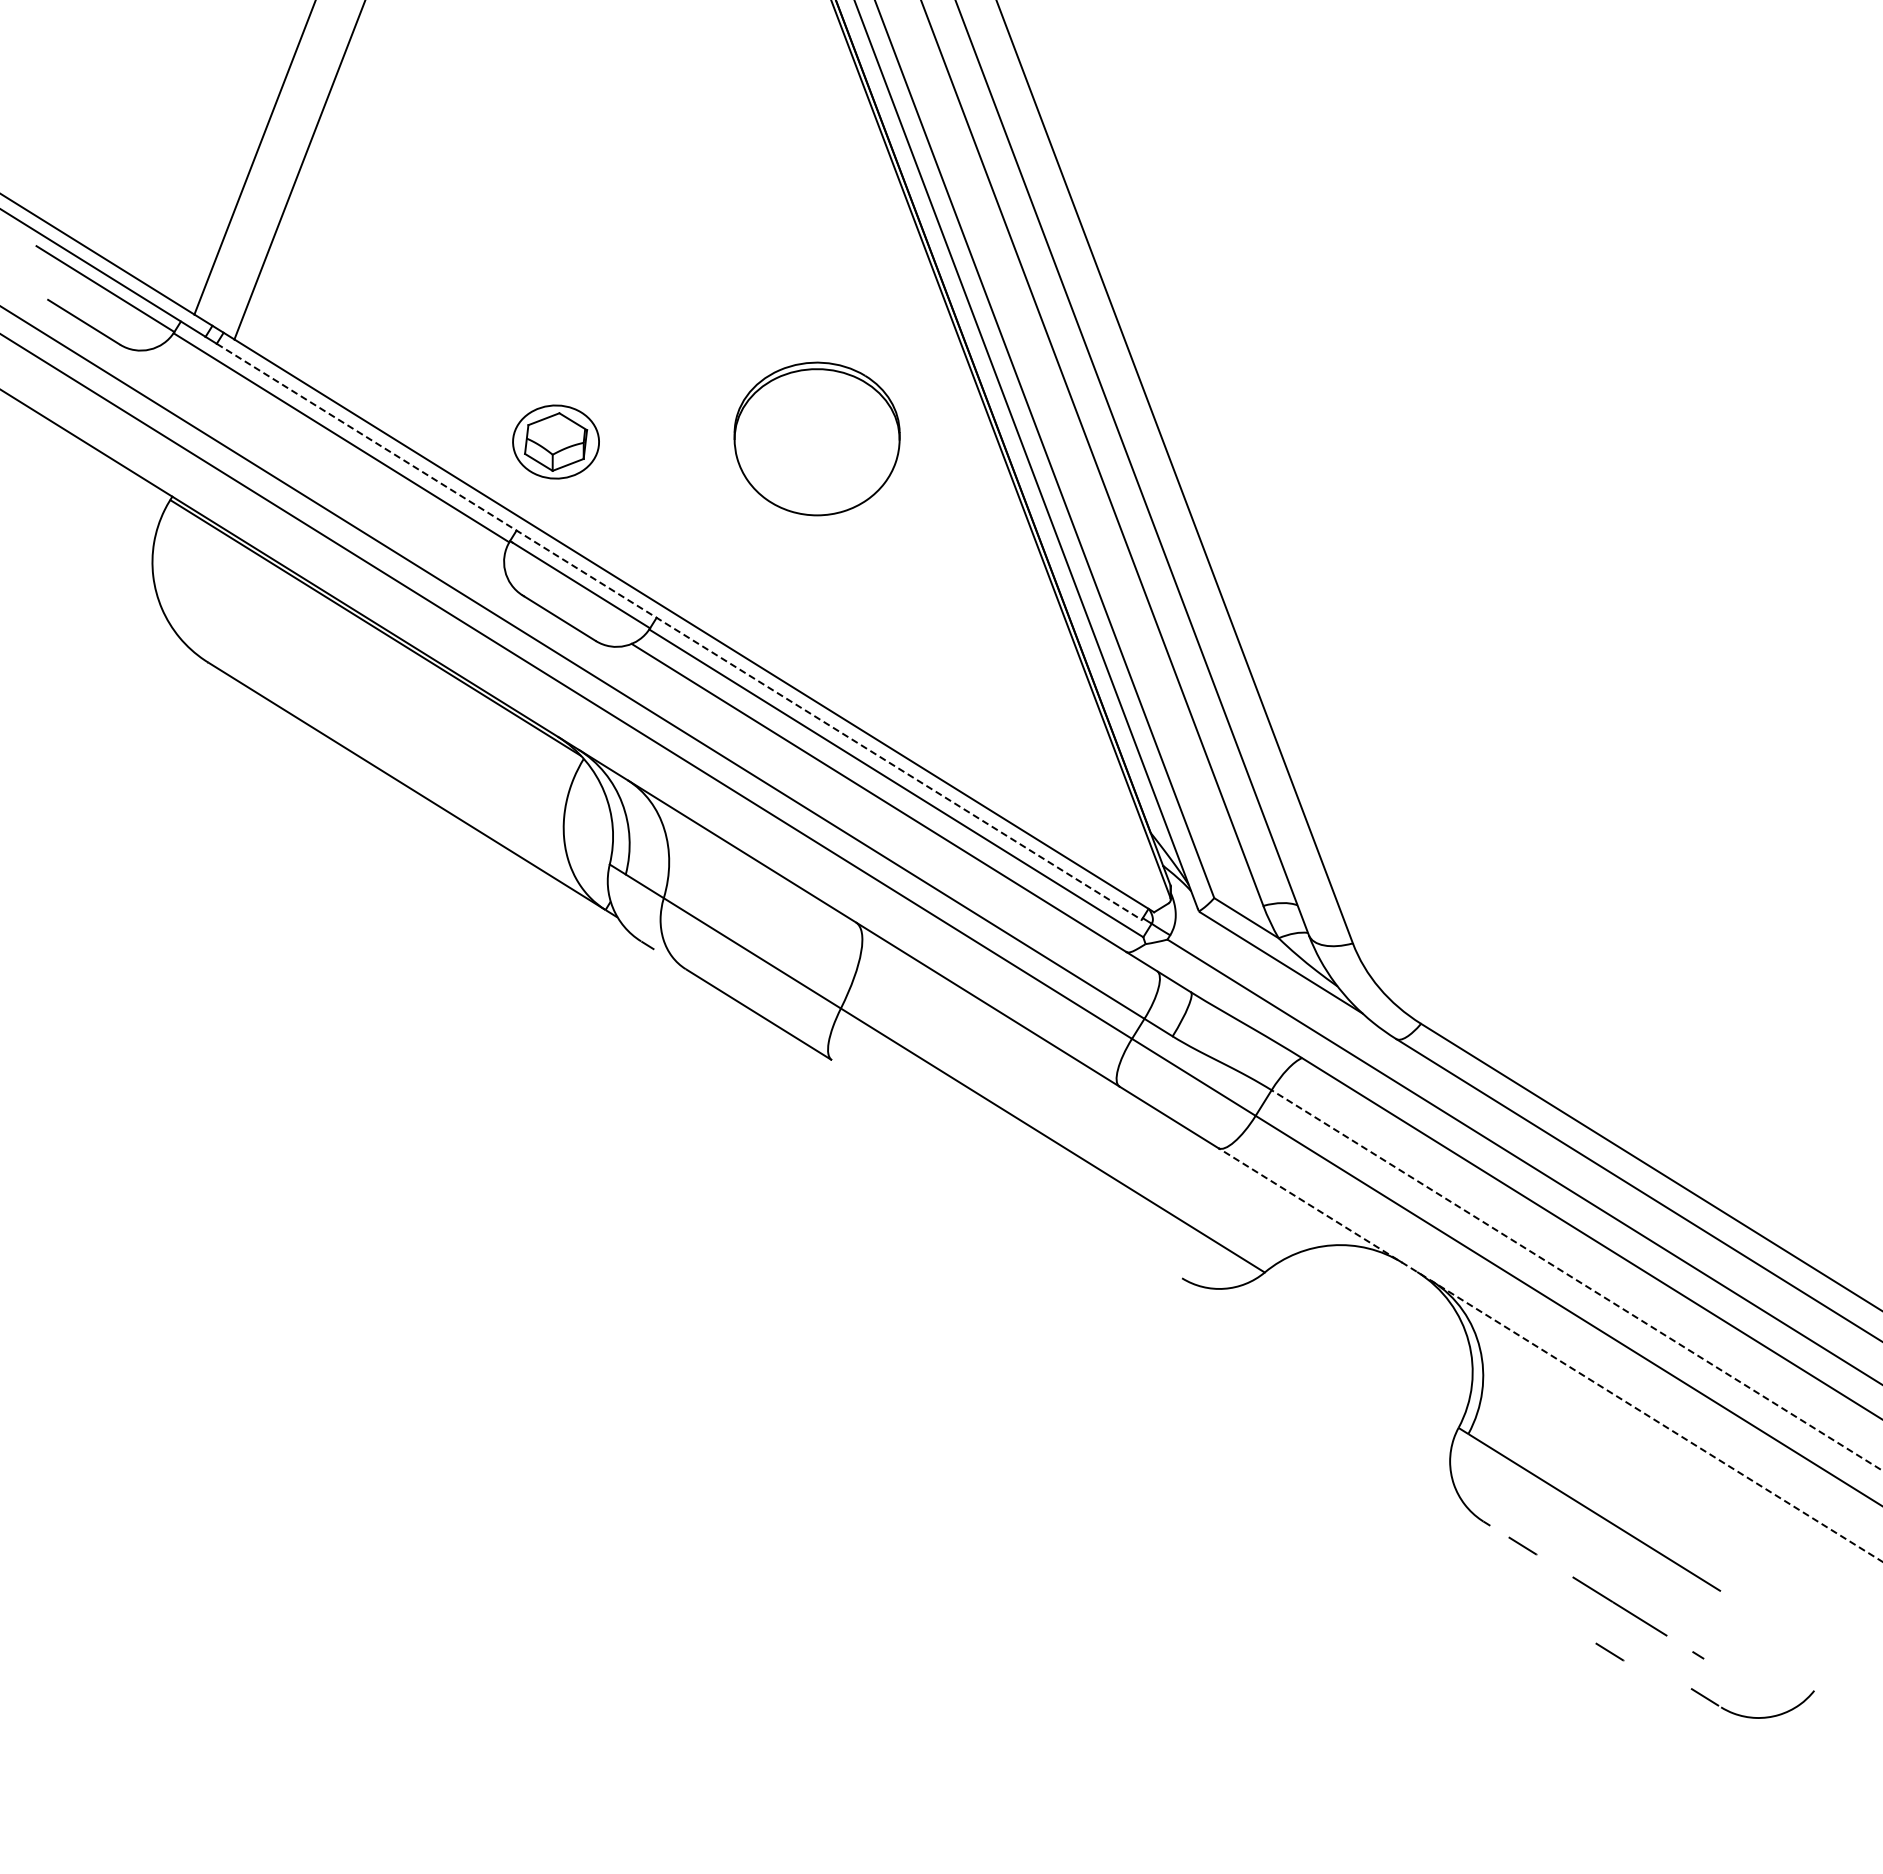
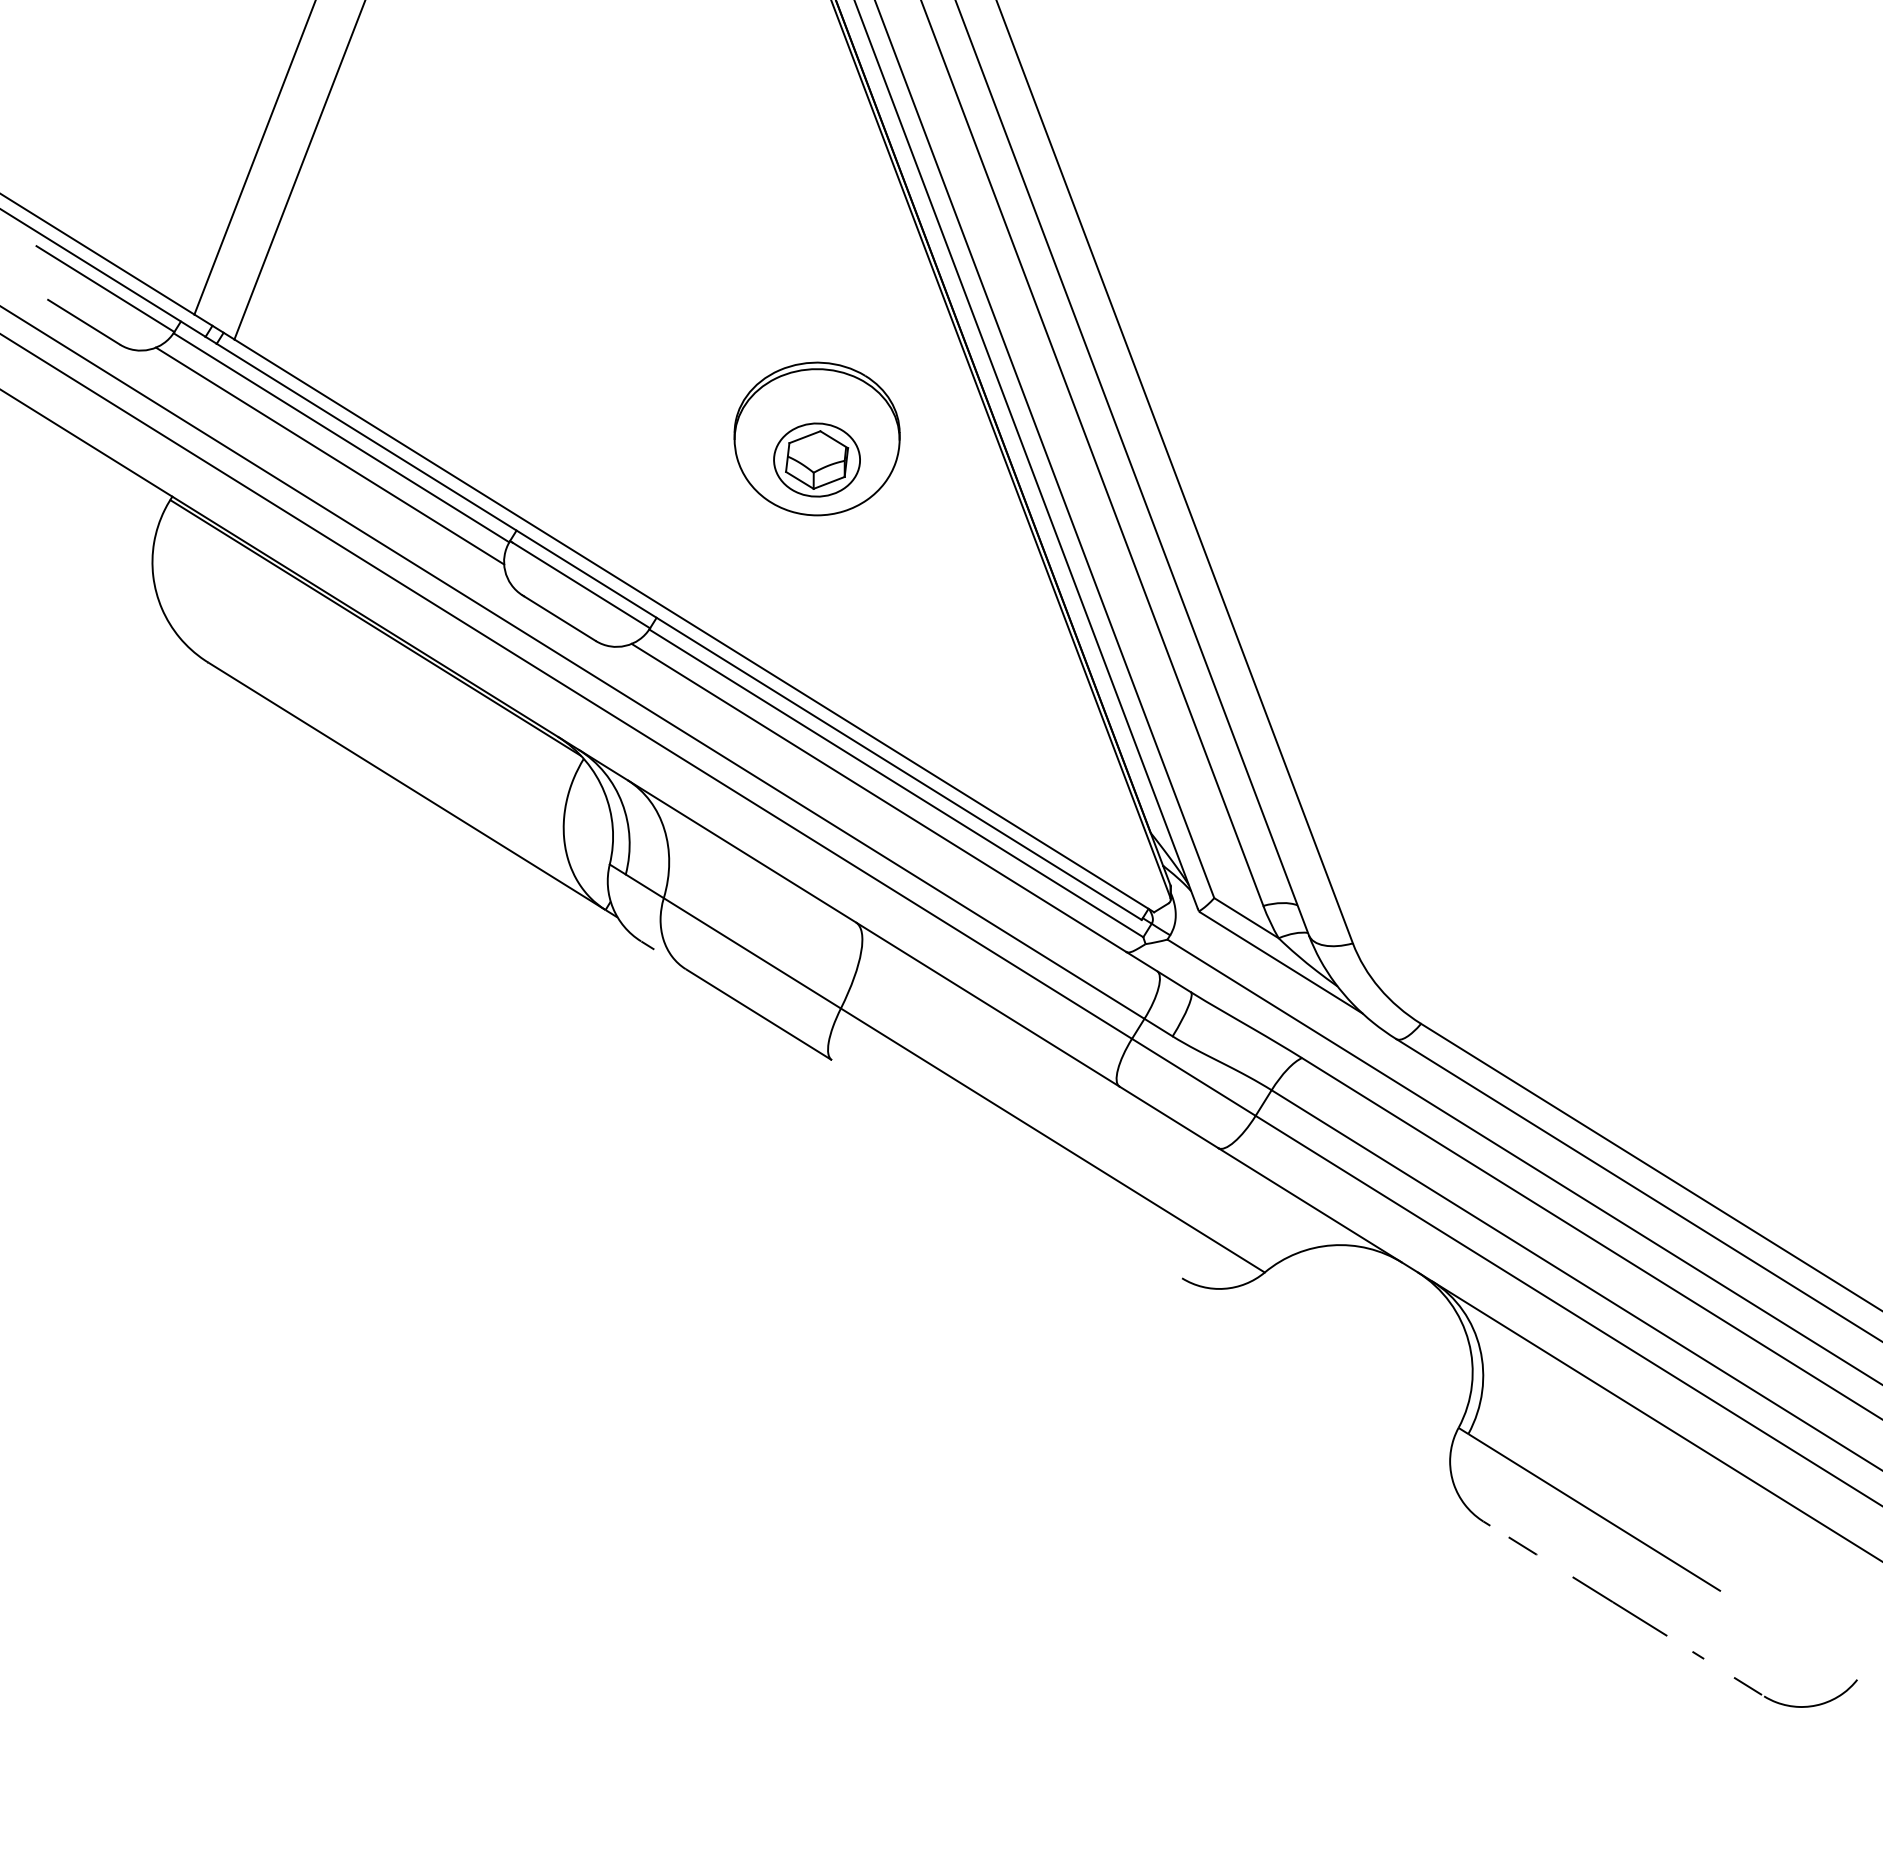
part position: (555, 441) -> (816, 459) (816, 459)
line: none -> present (330, 455)
line: dashed -> solid (679, 631)
line: dashed -> solid (1577, 1280)
line: dashed -> solid (1550, 1354)
line: present -> none (1609, 1651)
part position: (1752, 1716) -> (1795, 1705) (1795, 1705)
